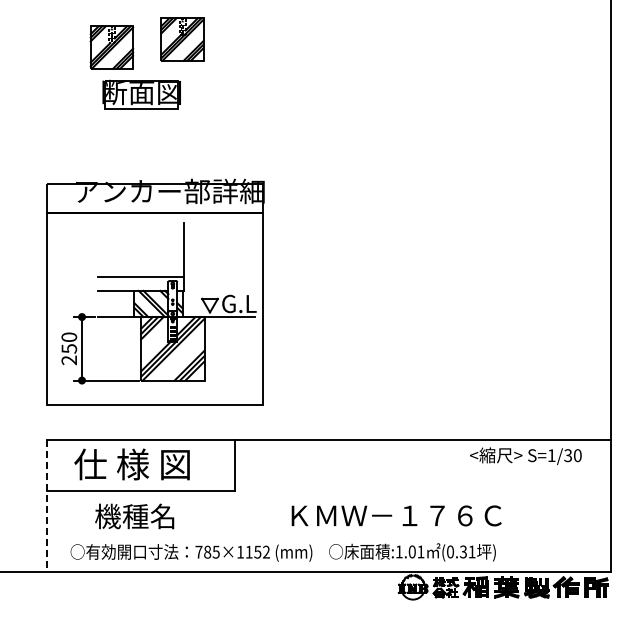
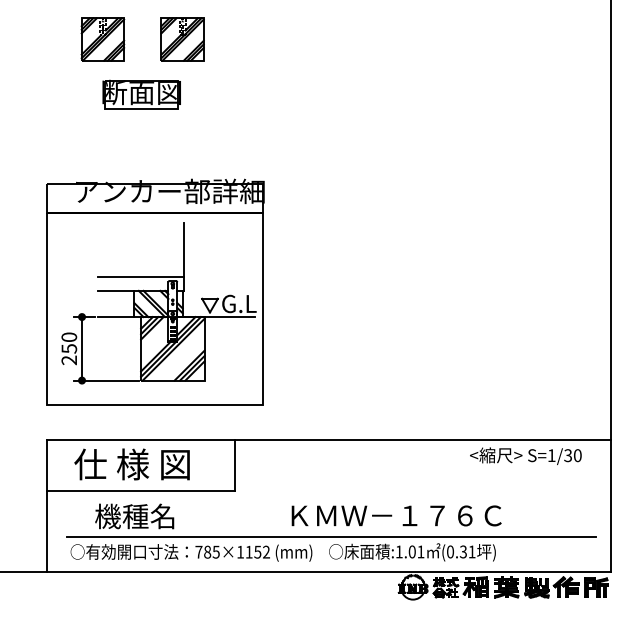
part position: (111, 47) -> (102, 39) (102, 39)
line: dashed -> solid (46, 506)
line: none -> present (331, 536)
